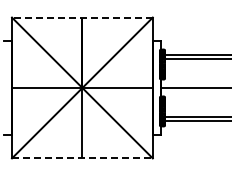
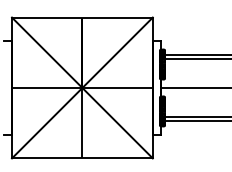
line: dashed -> solid (81, 17)
line: dashed -> solid (82, 158)
